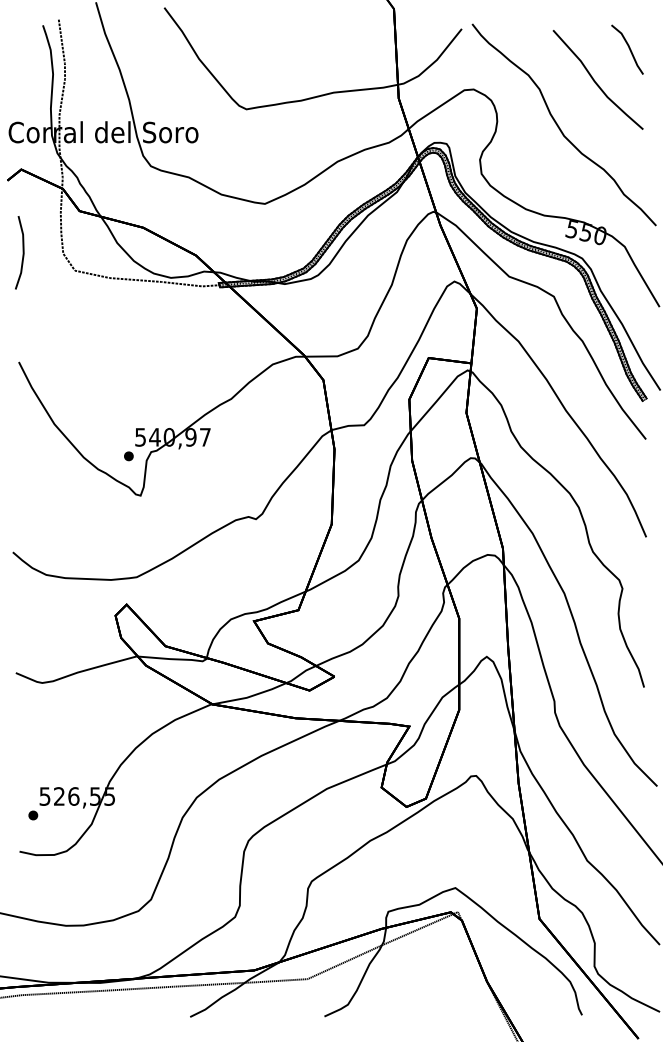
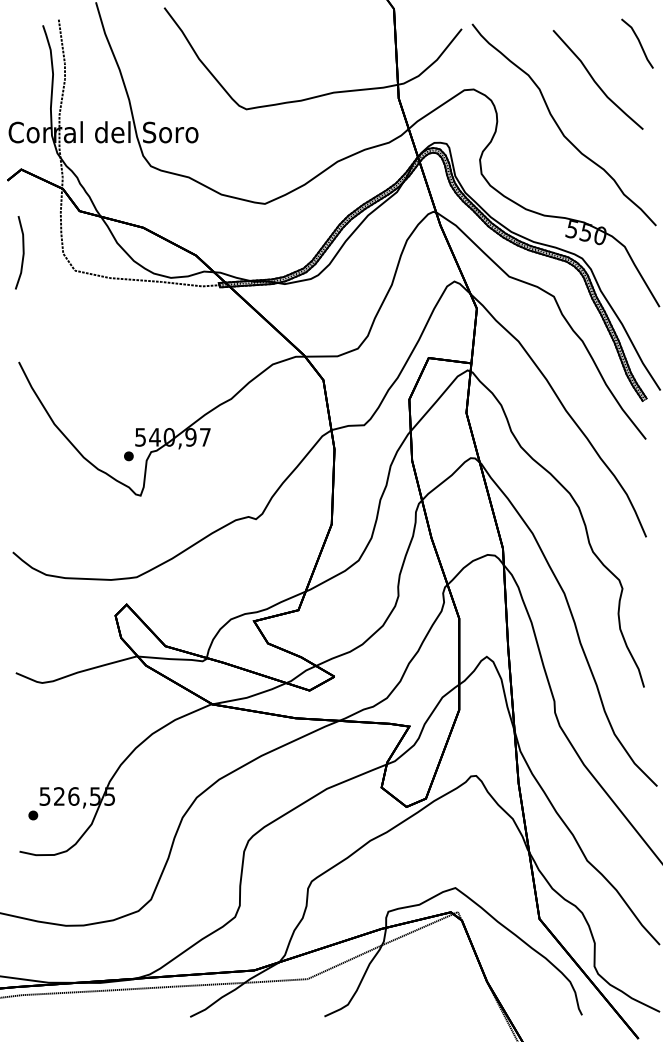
line position: (628, 48) -> (638, 42) (638, 42)
